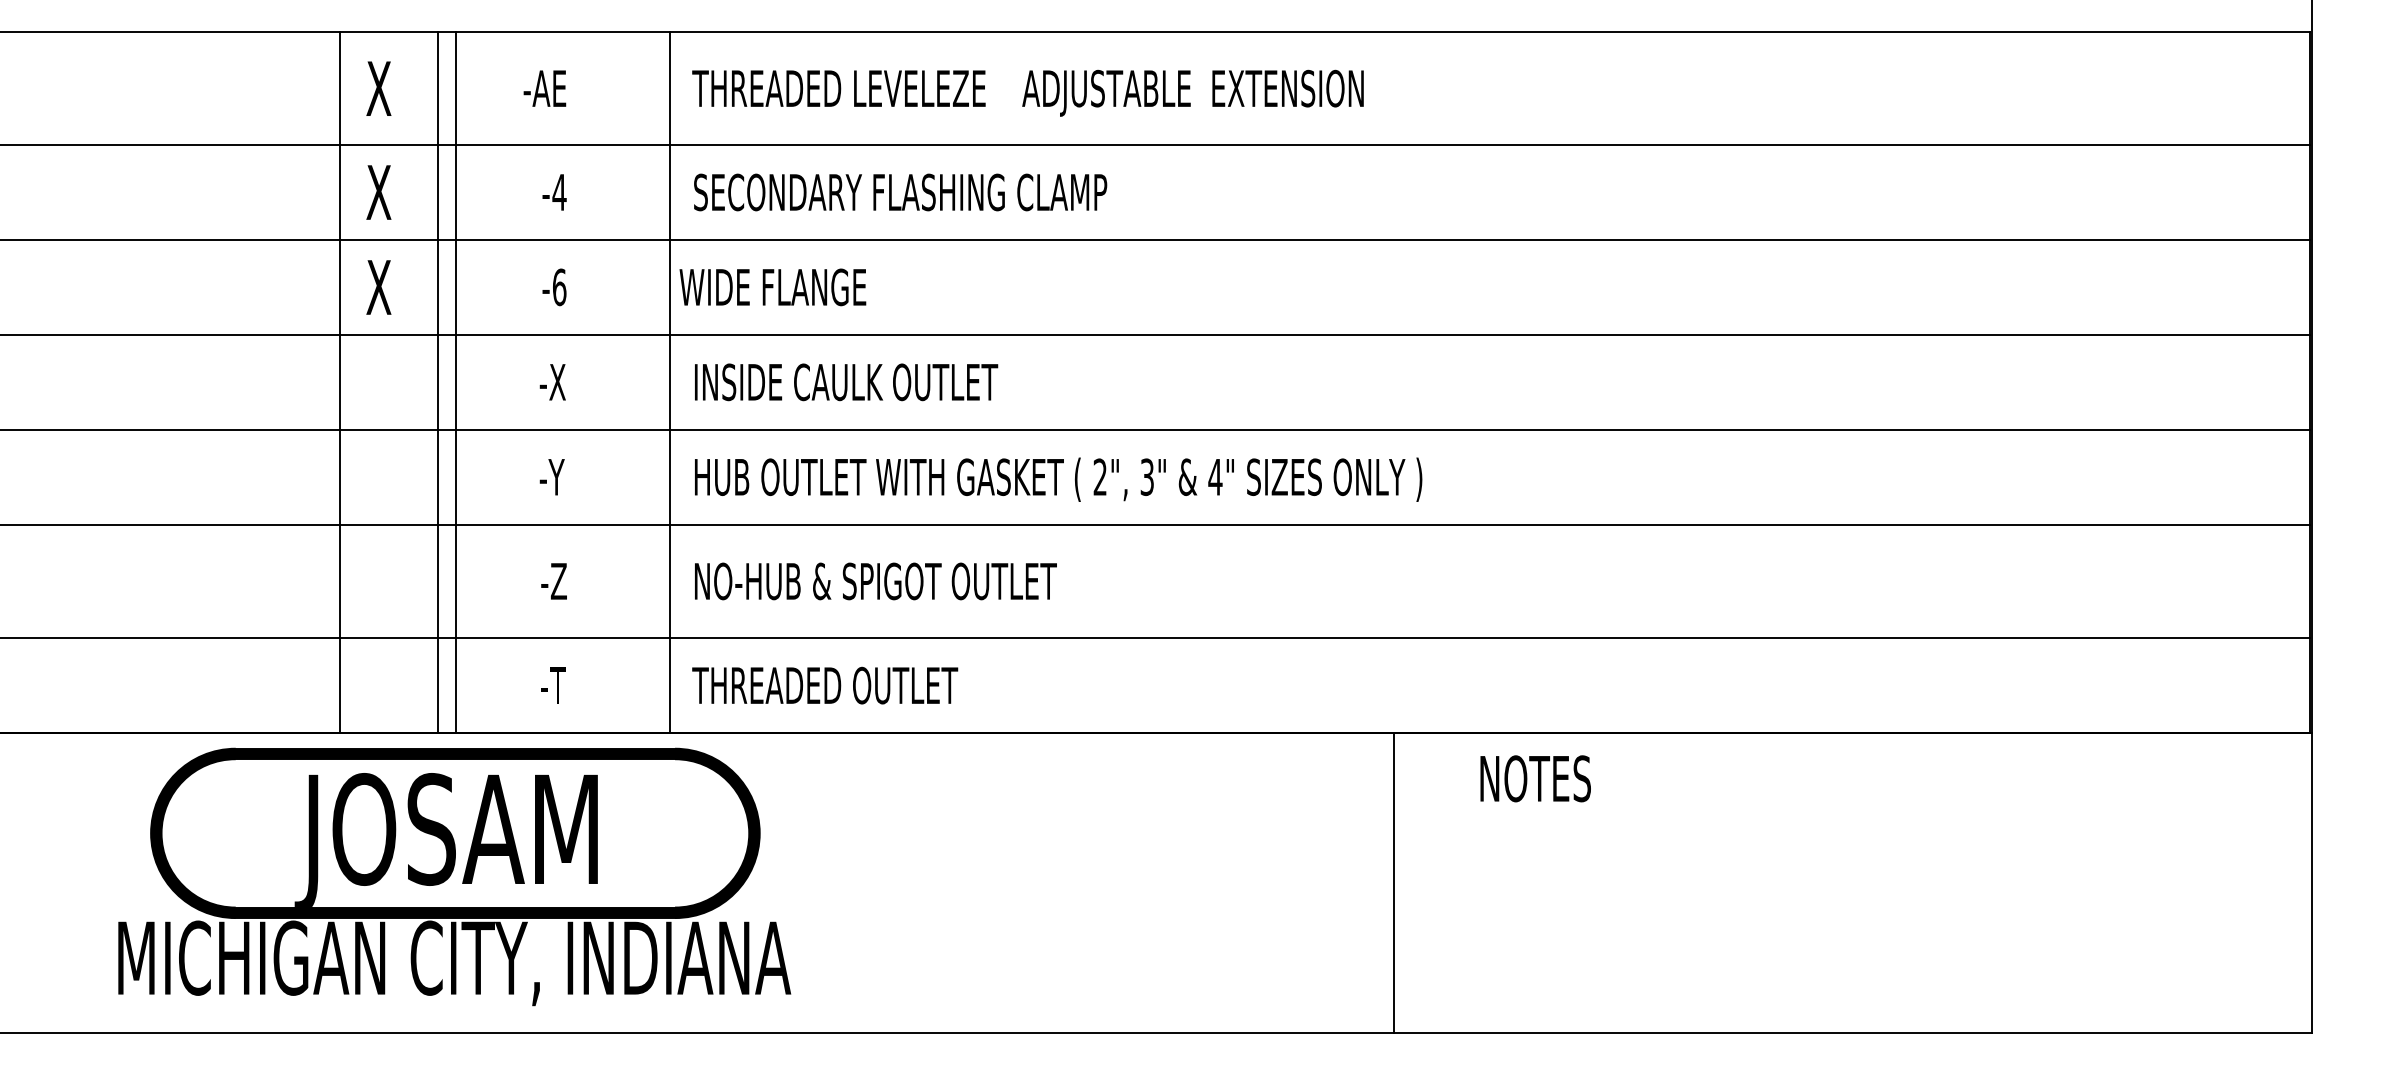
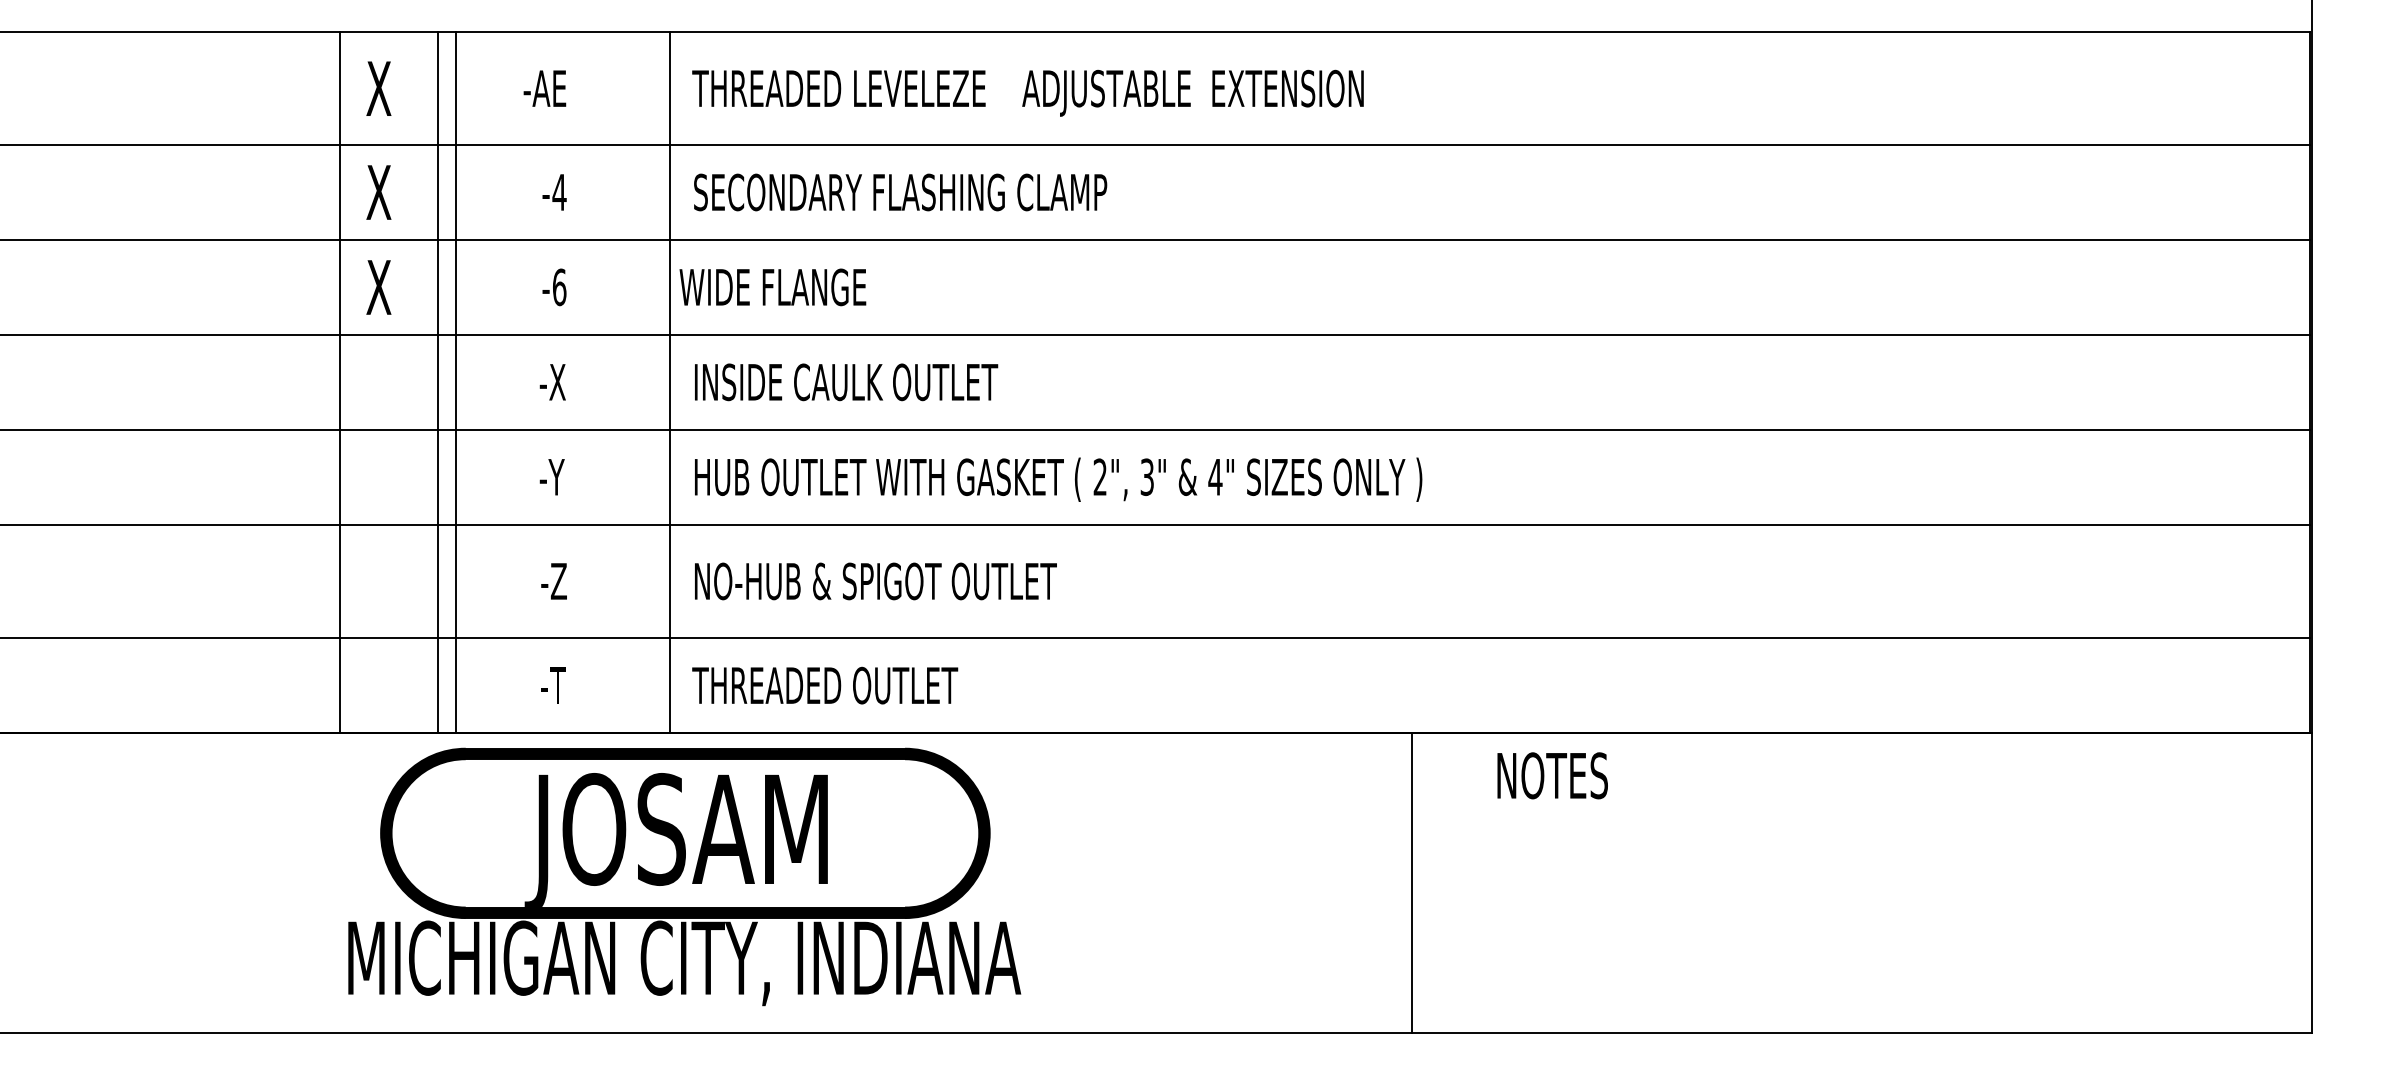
text position: (1535, 778) -> (1552, 775) (1552, 775)
part position: (454, 876) -> (684, 876) (684, 876)
line position: (1393, 882) -> (1411, 882) (1411, 882)
